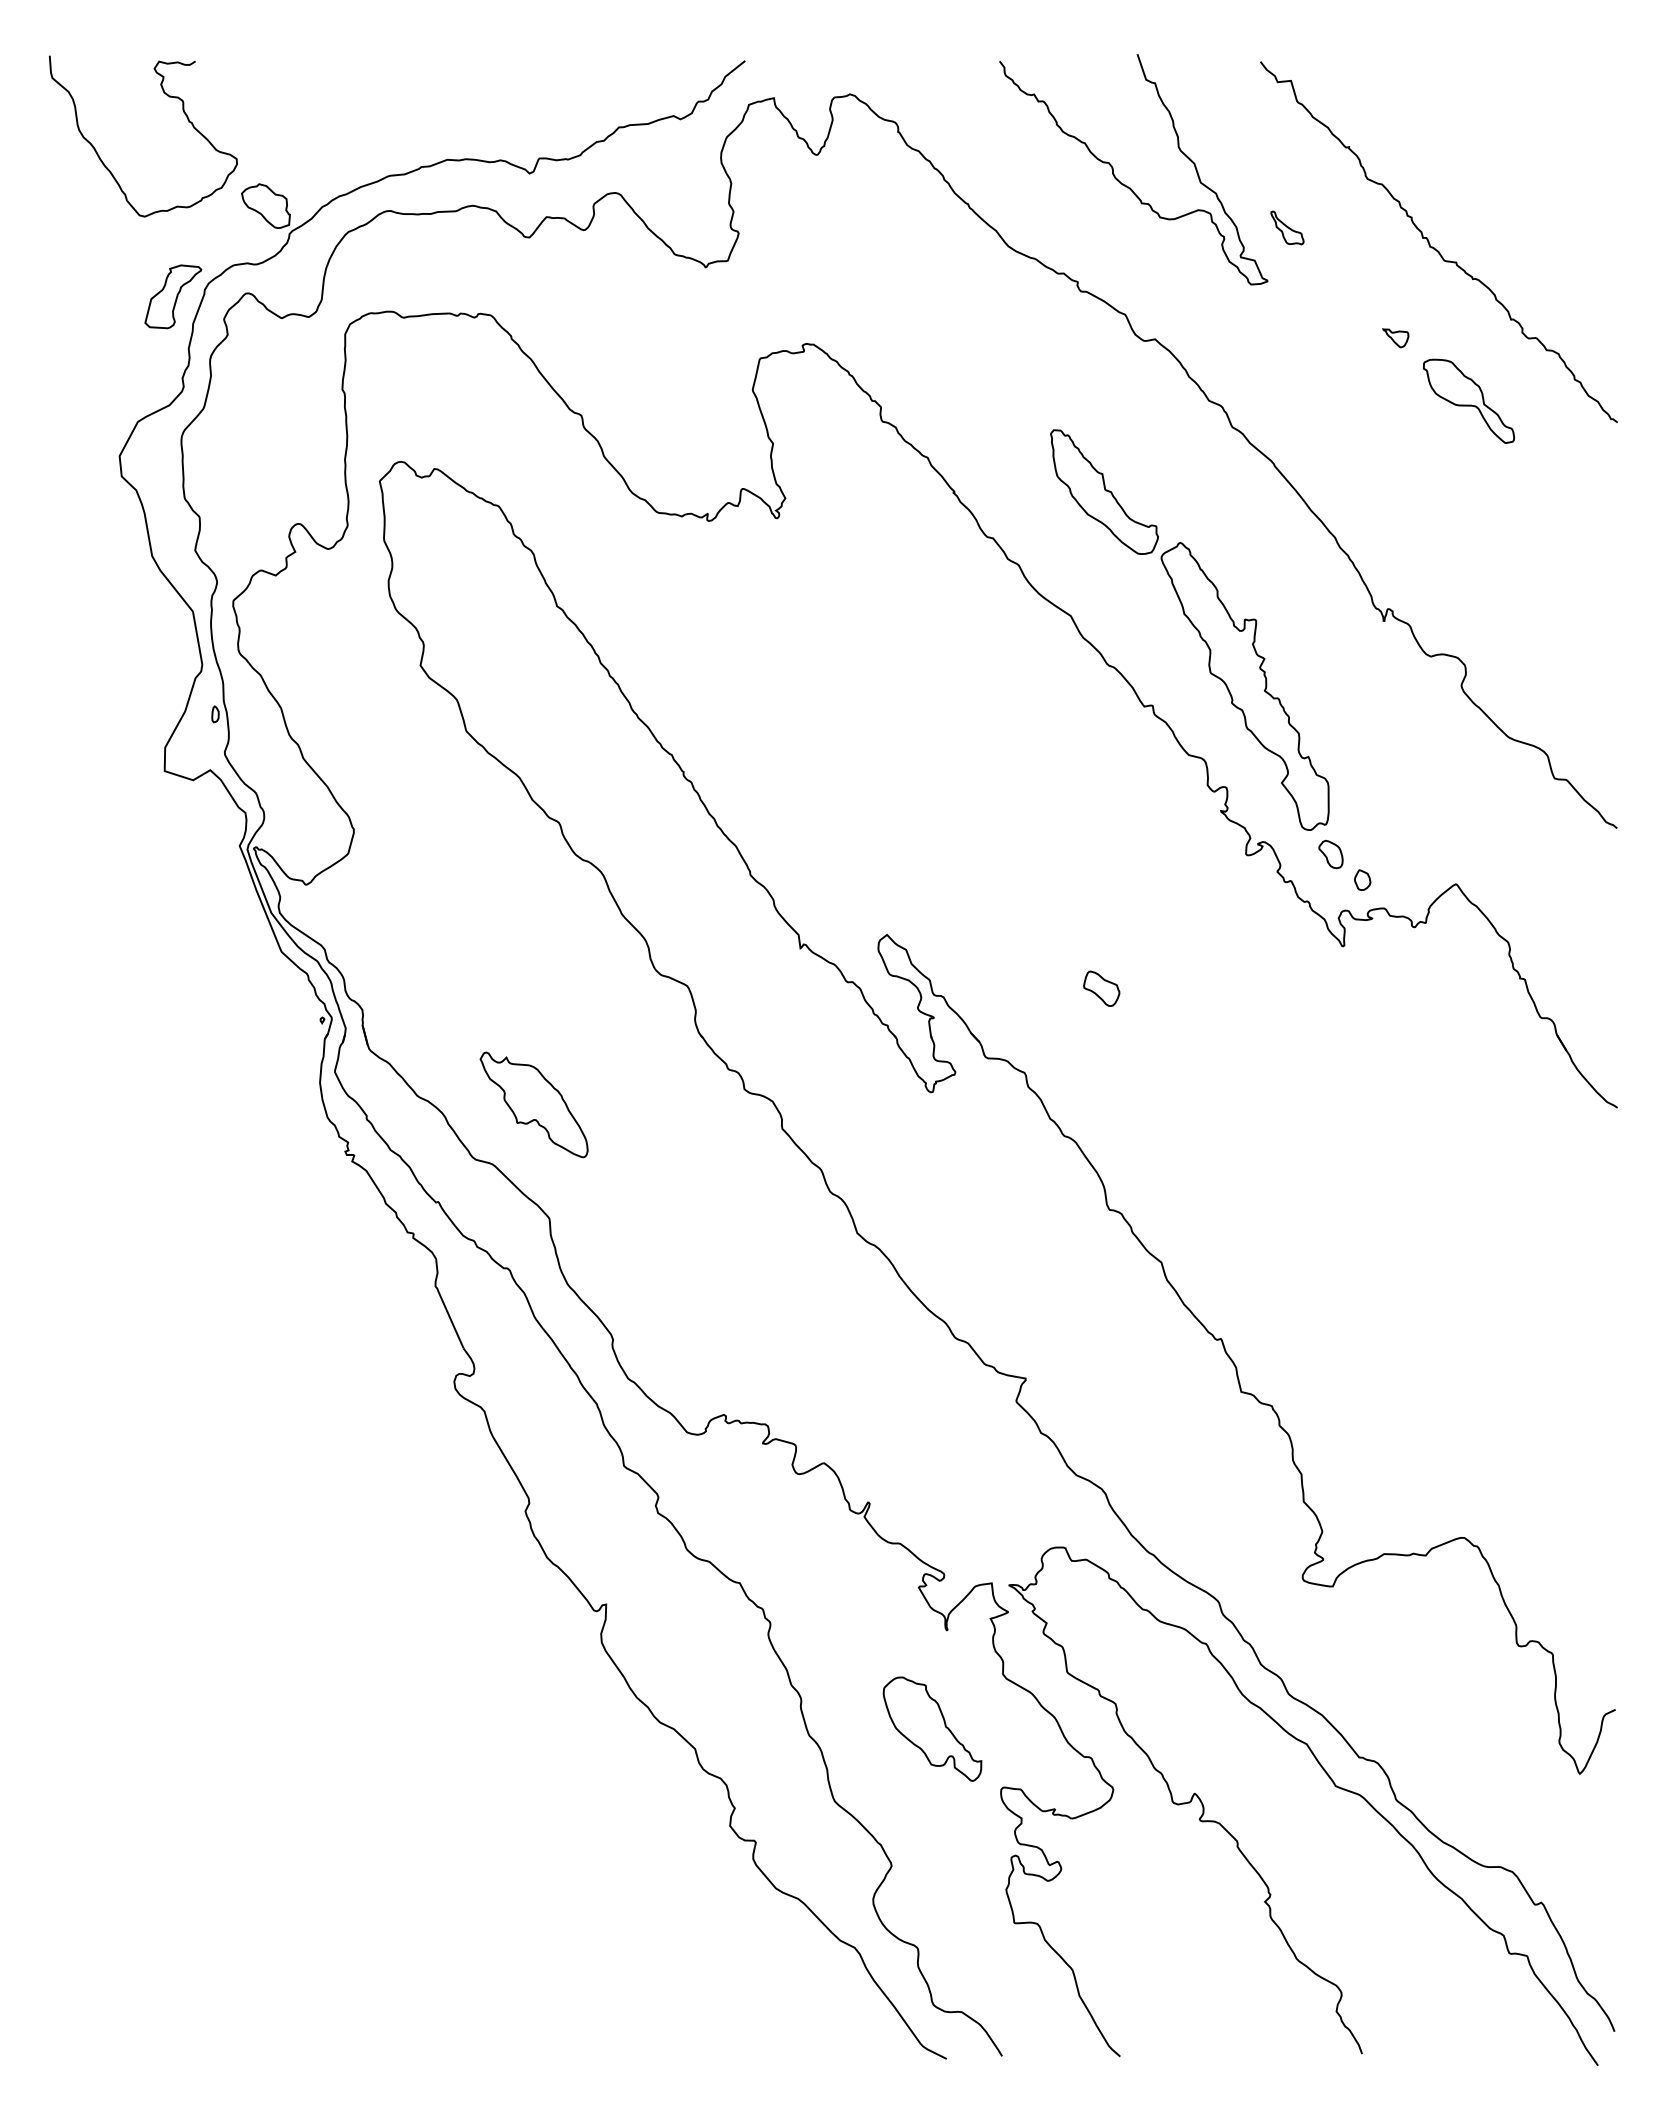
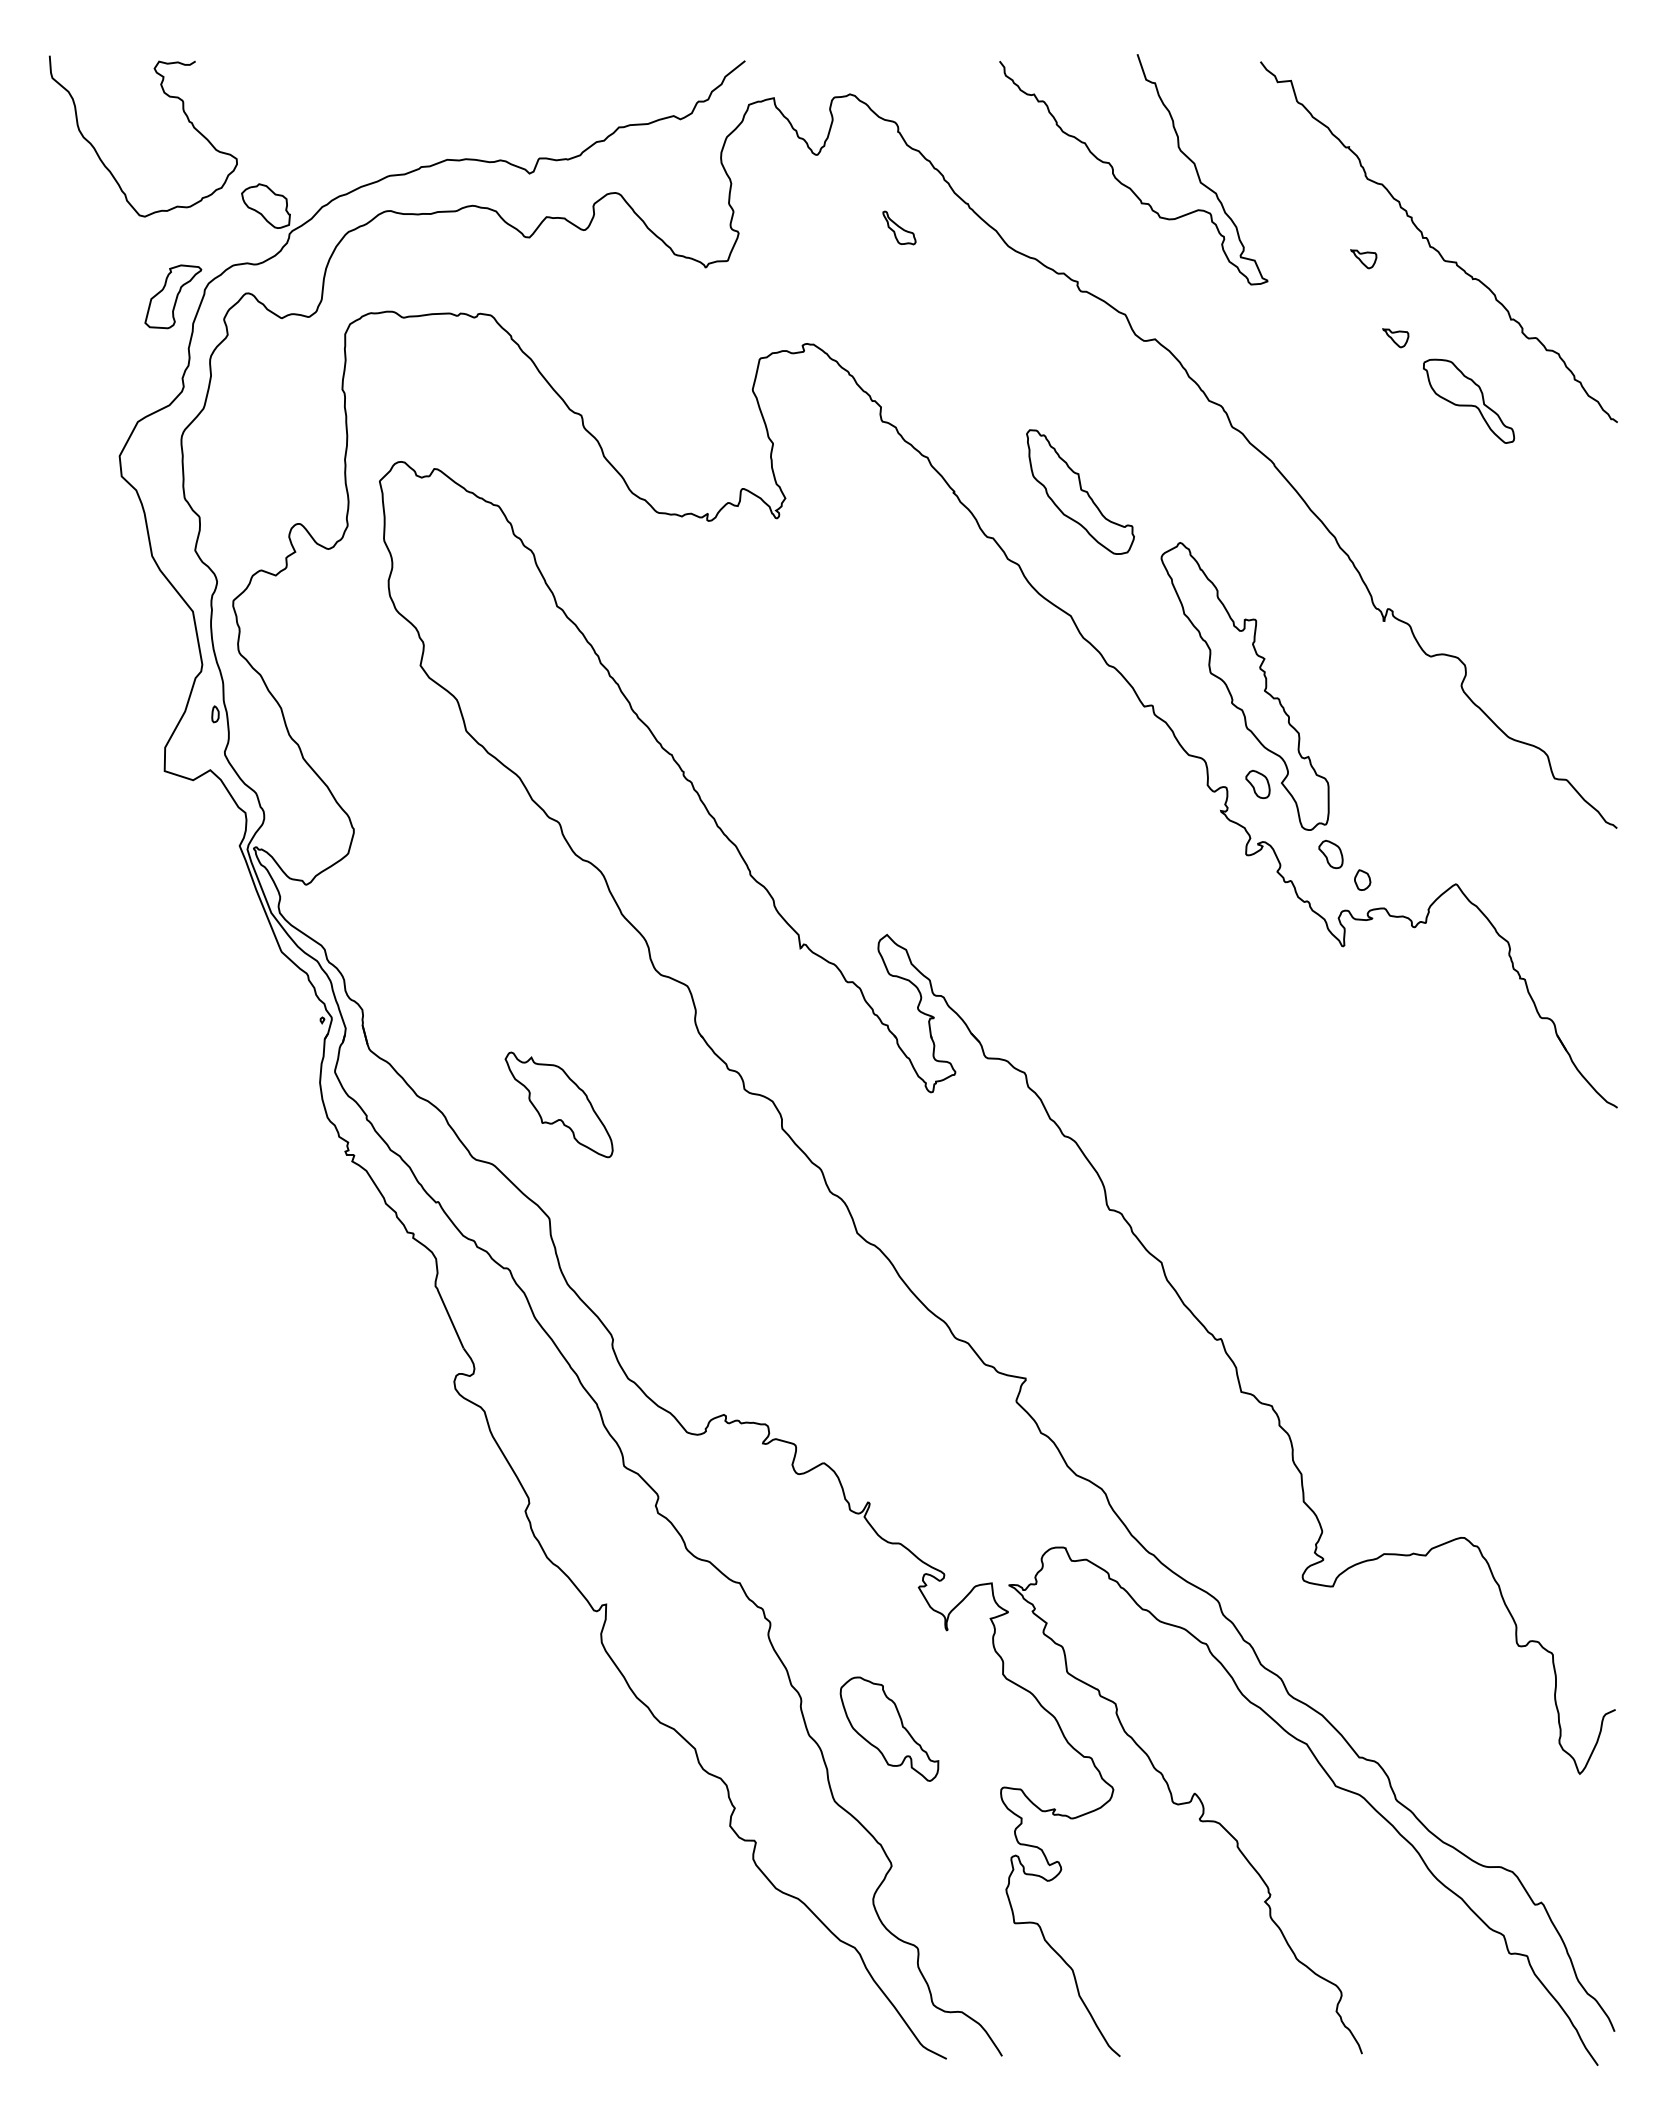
part position: (1287, 227) -> (899, 227) (899, 227)
part: none -> present (1363, 259)
part position: (1104, 491) -> (1080, 491) (1080, 491)
part: none -> present (1257, 784)
part: present -> none (1101, 988)
part position: (533, 1104) -> (558, 1104) (558, 1104)
part position: (932, 1728) -> (889, 1728) (889, 1728)
